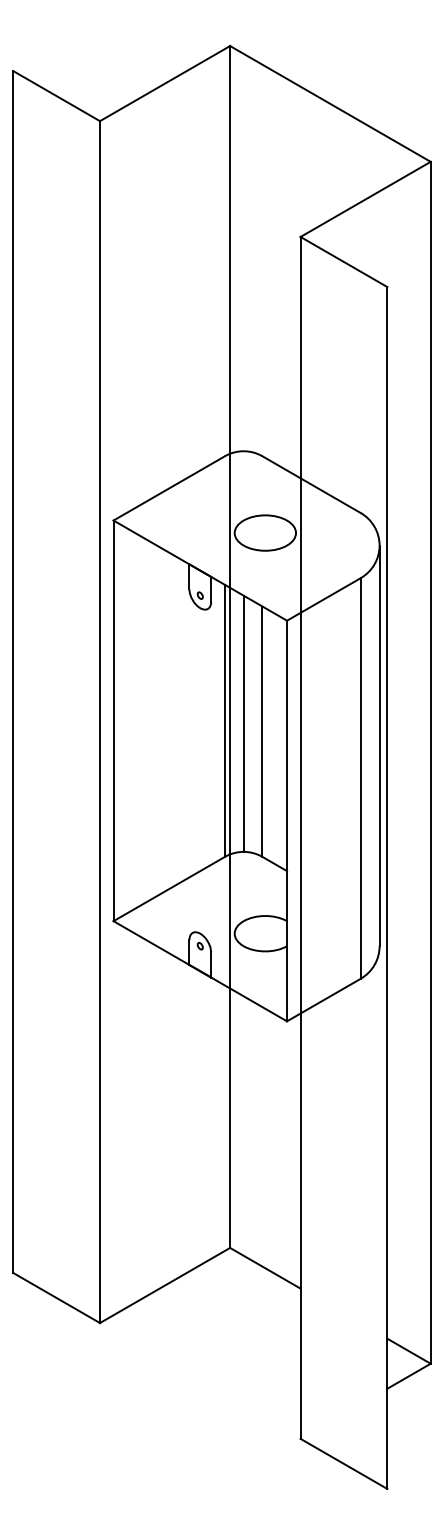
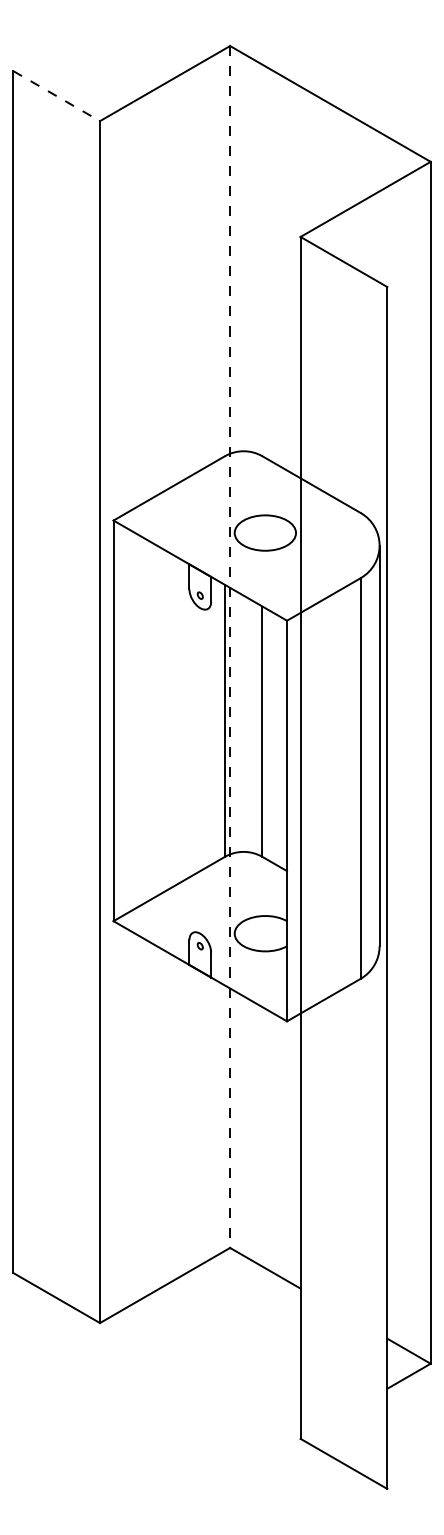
line: solid -> dashed (57, 96)
line: solid -> dashed (230, 646)
line: present -> none (243, 723)
